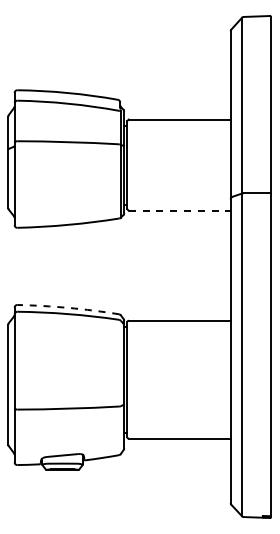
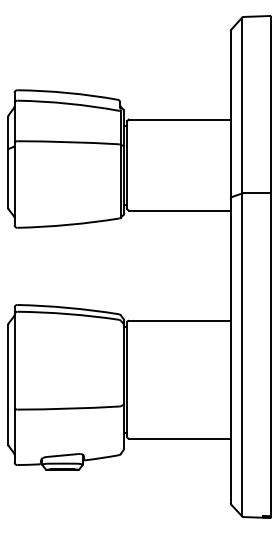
line: dashed -> solid (179, 210)
arc: dashed -> solid (68, 307)
